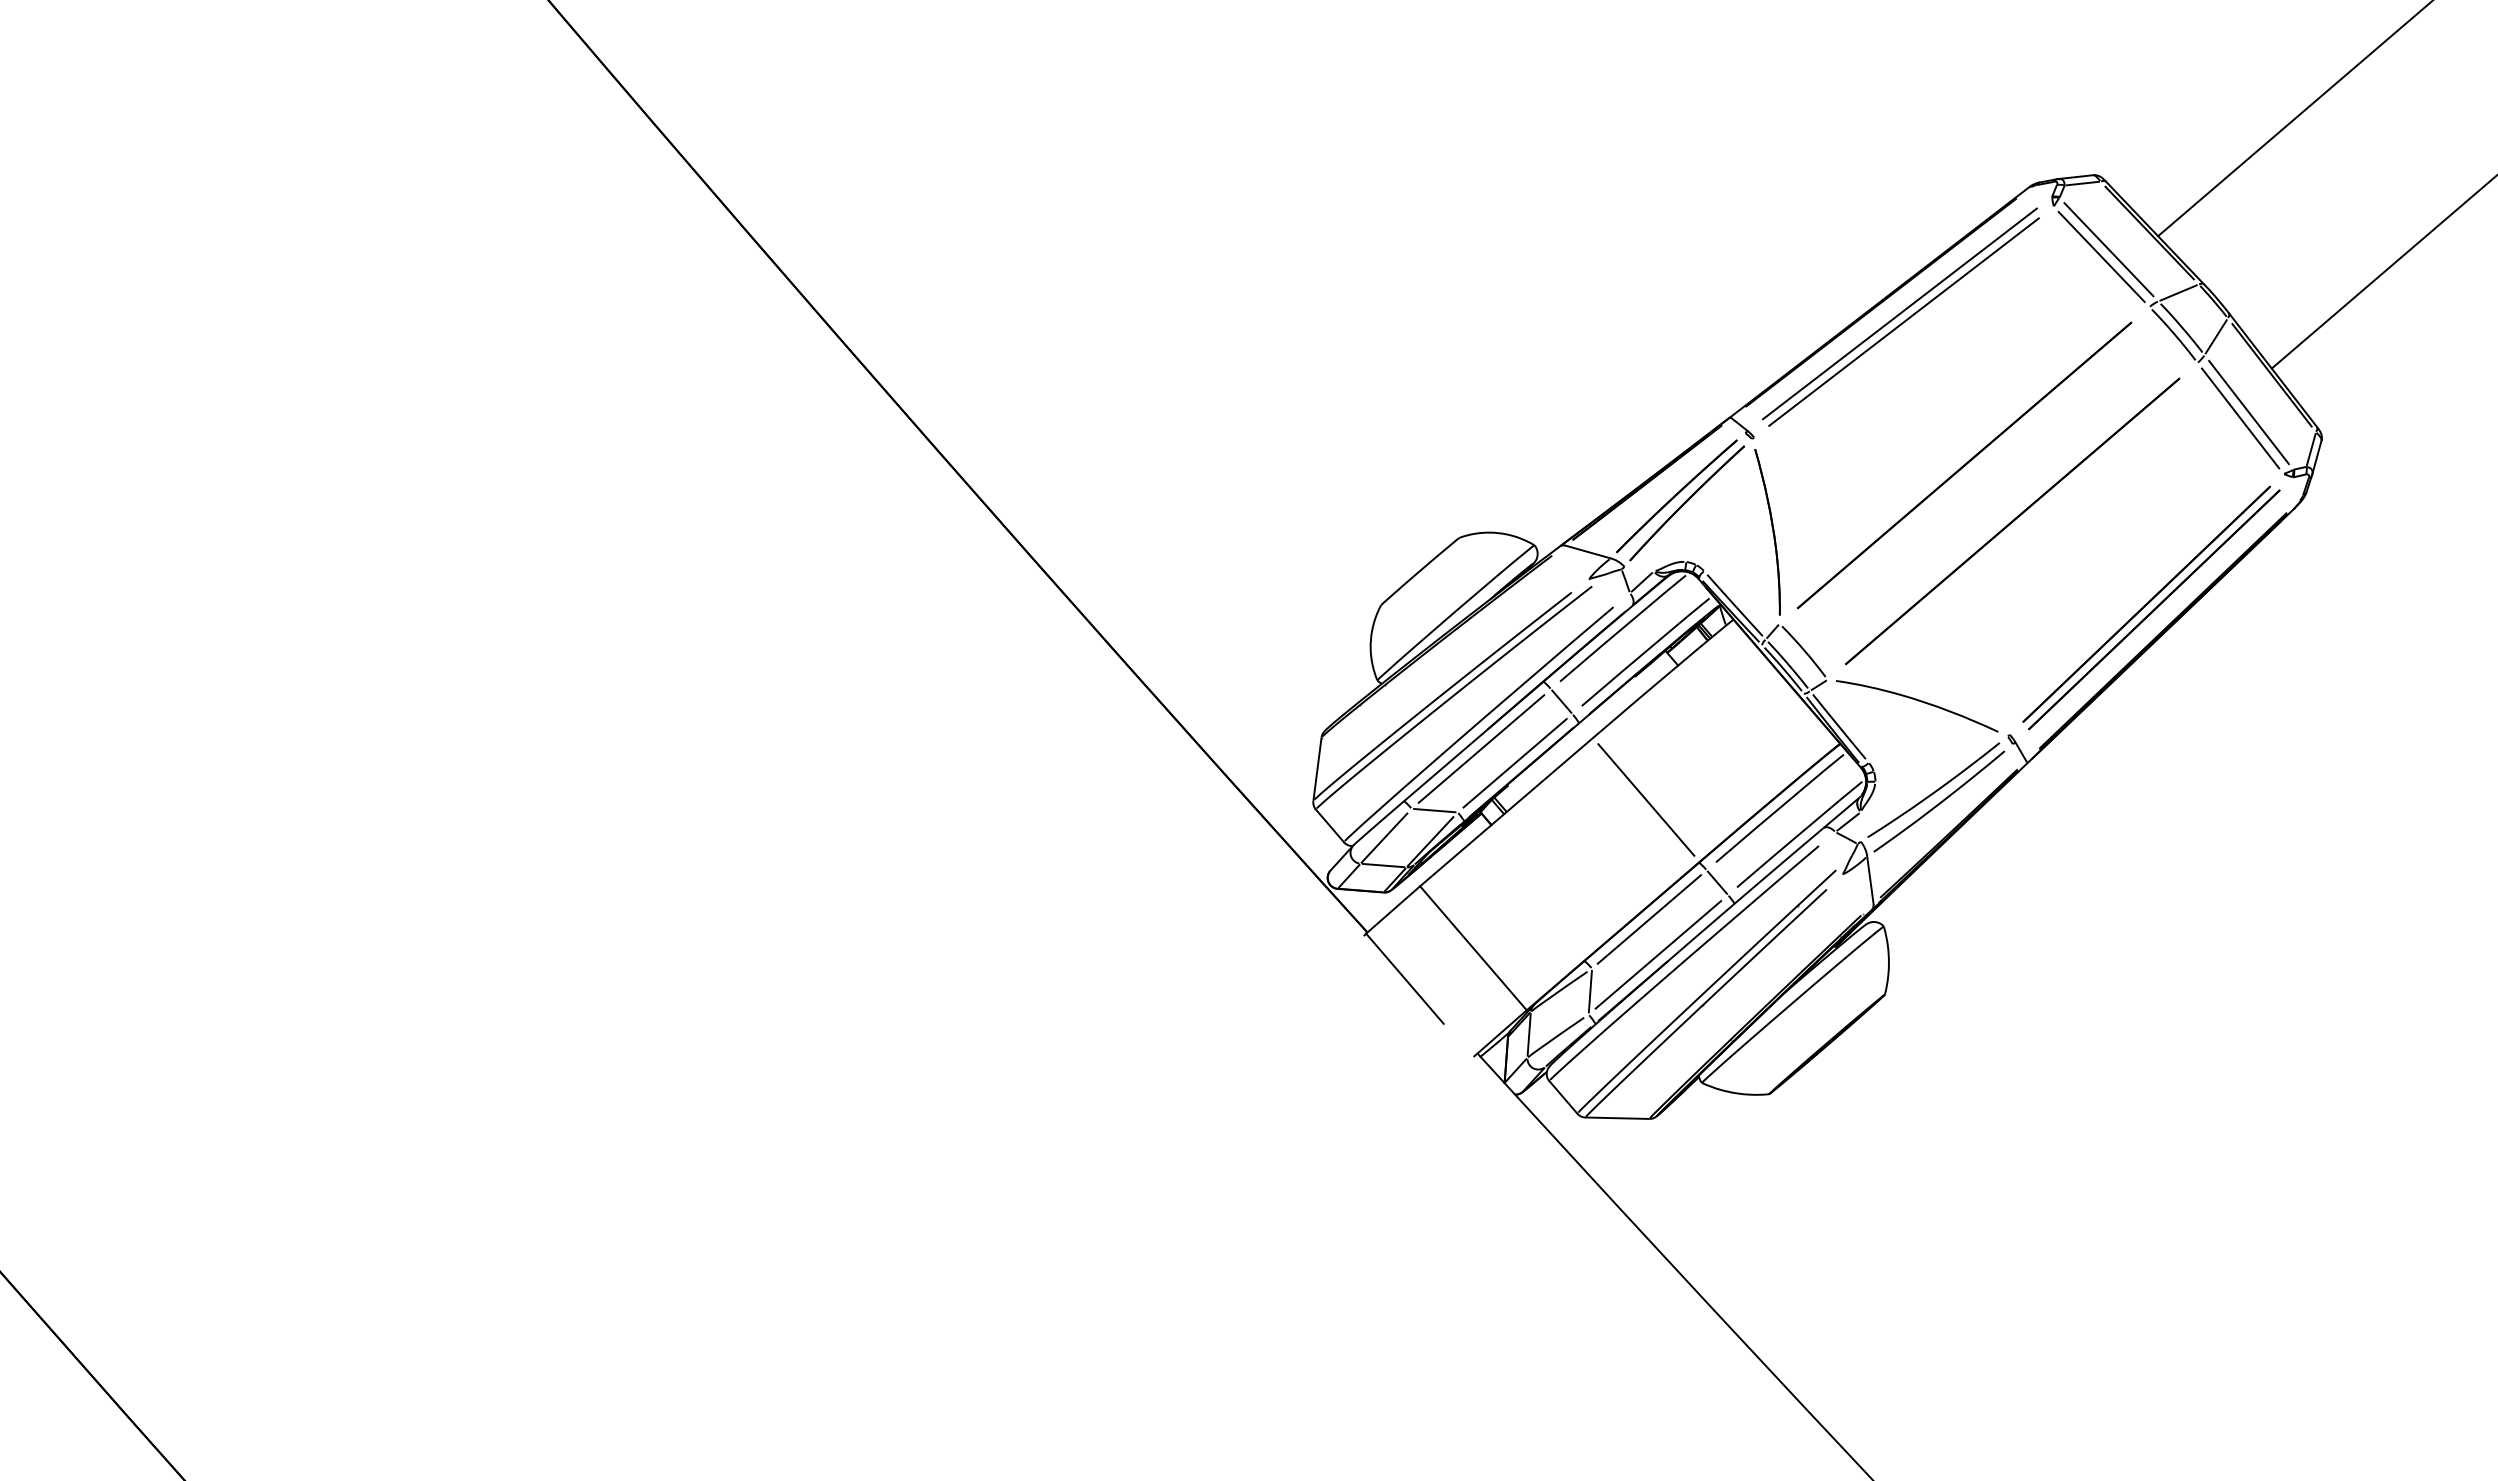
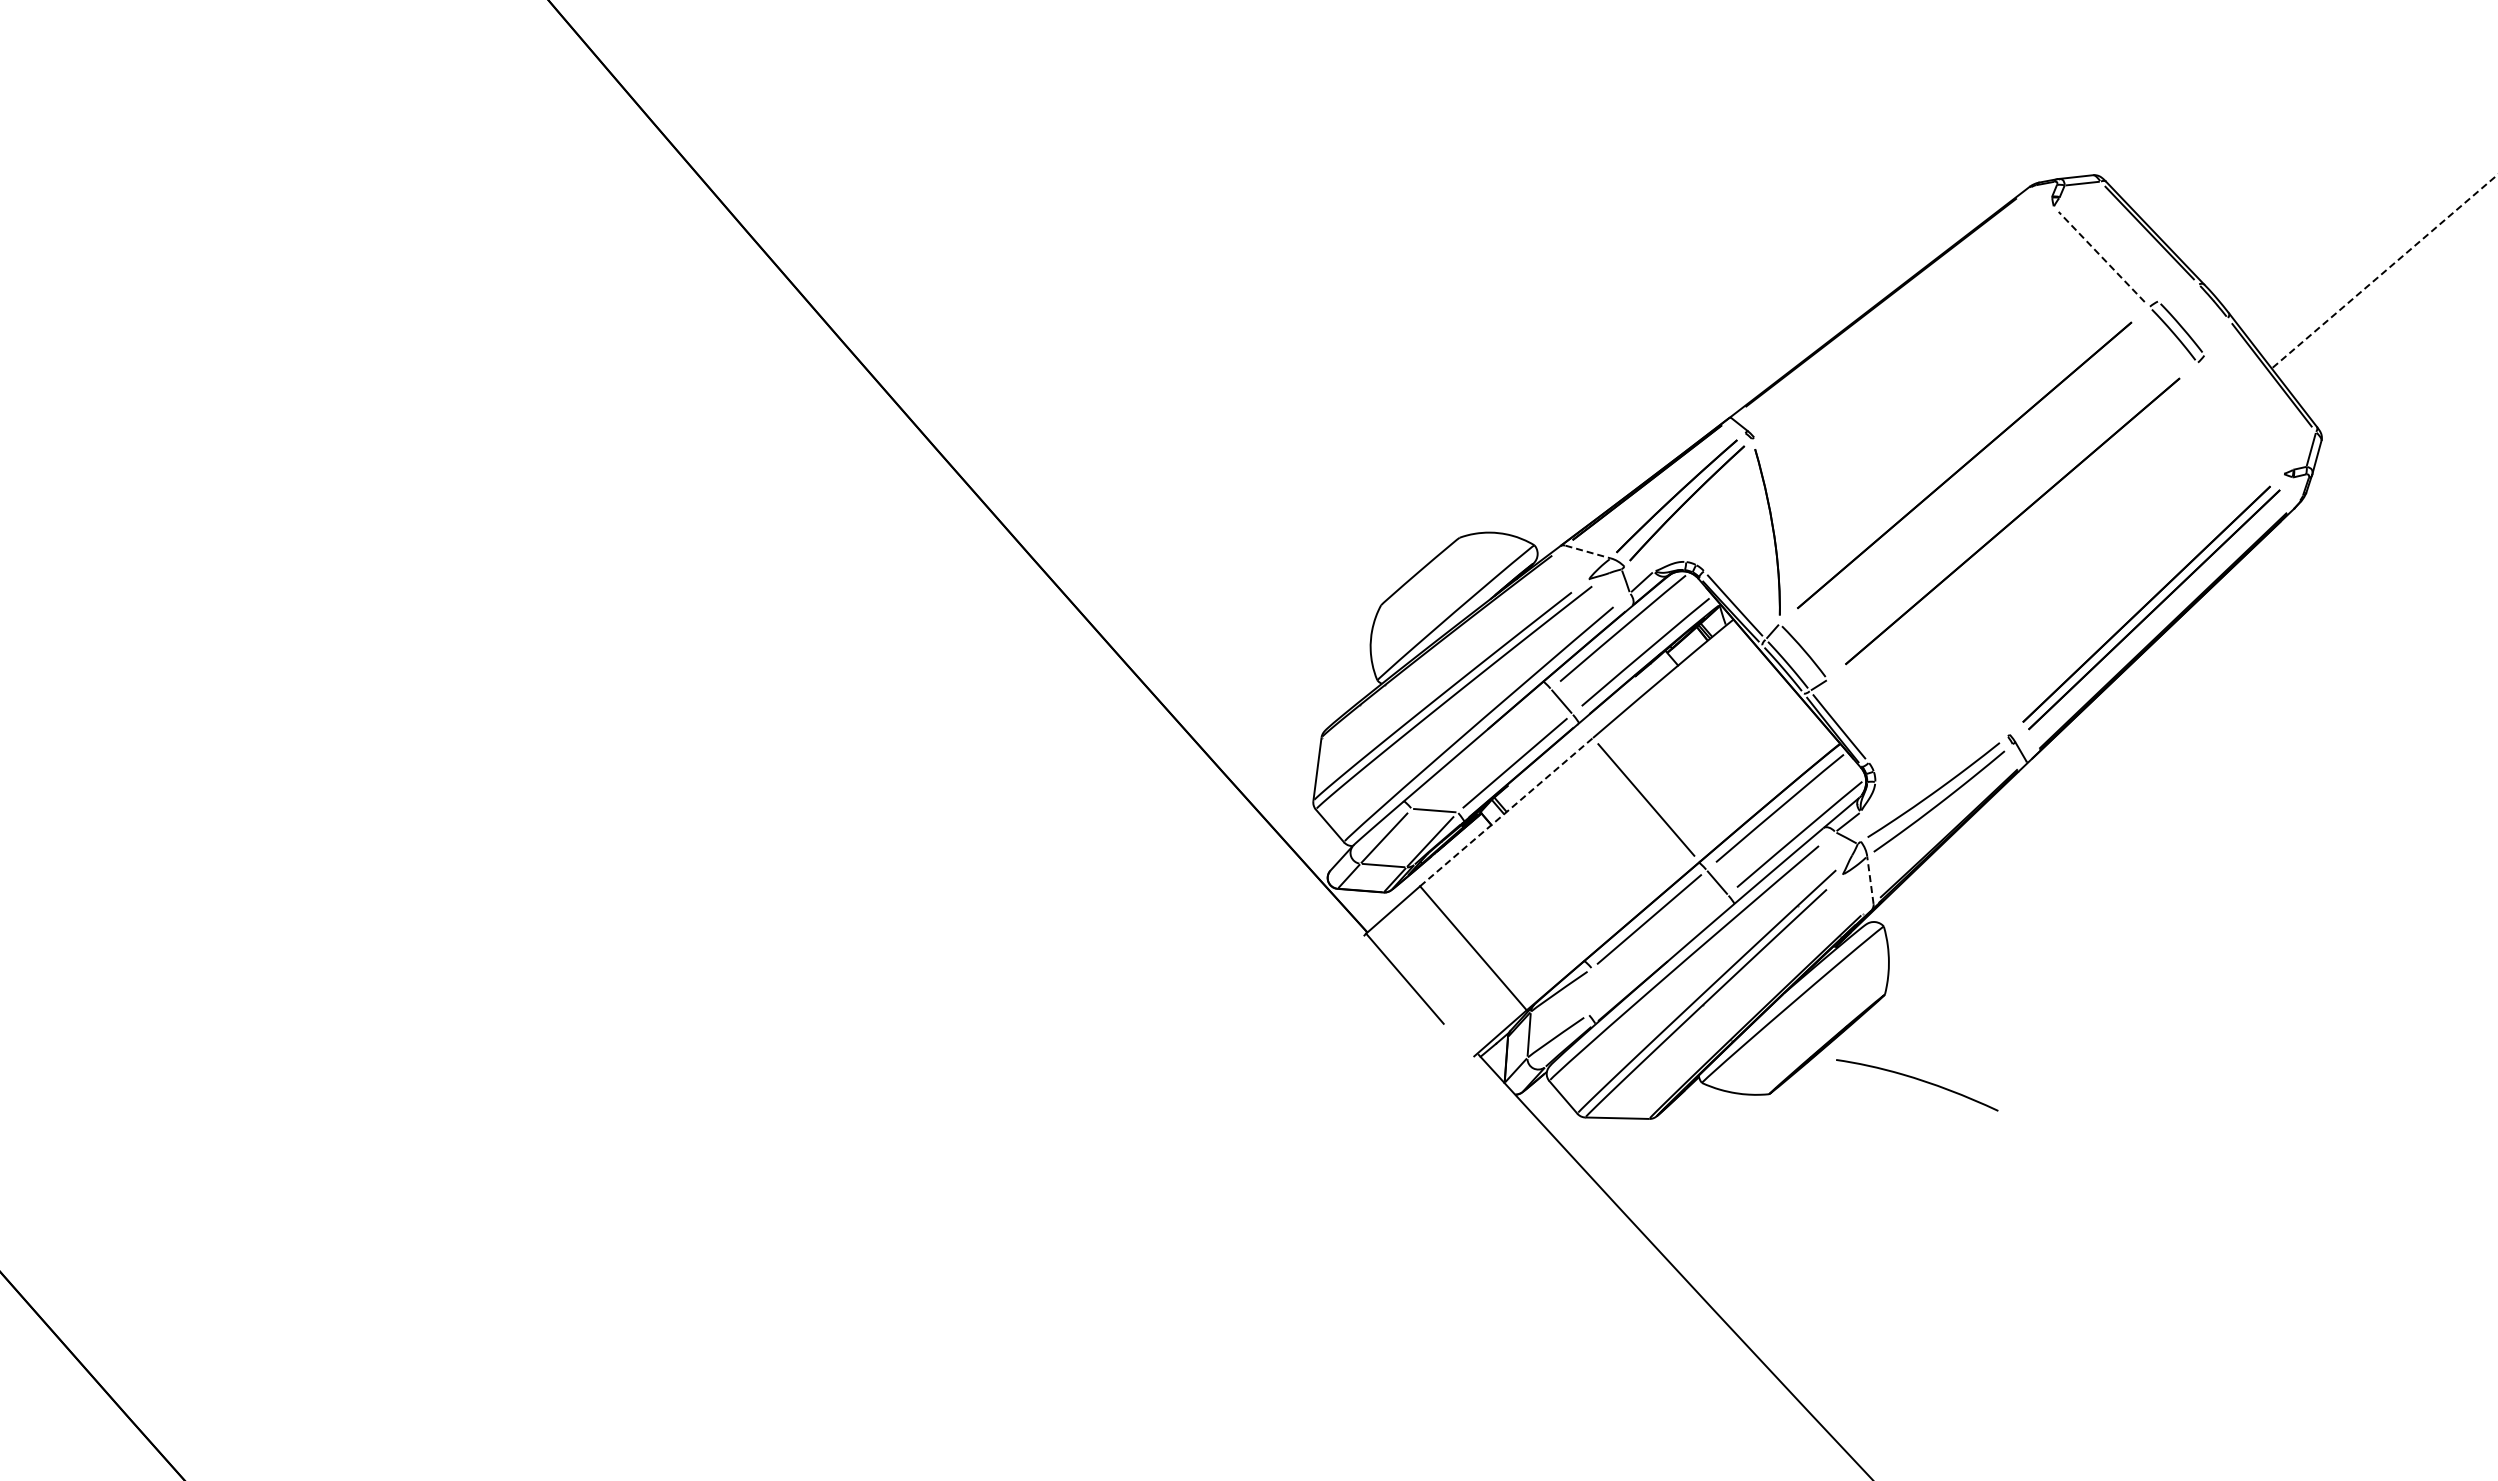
line: present -> none (2294, 119)
line: present -> none (2108, 249)
line: solid -> dashed (2101, 256)
line: solid -> dashed (2384, 271)
line: present -> none (2178, 292)
line: present -> none (1899, 313)
line: present -> none (1903, 321)
line: present -> none (2215, 336)
line: present -> none (2248, 412)
line: present -> none (2240, 418)
line: solid -> dashed (1588, 552)
curve position: (1918, 701) -> (1918, 1080) (1918, 1080)
line: present -> none (1481, 748)
line: solid -> dashed (1506, 812)
line: solid -> dashed (1870, 880)
line: present -> none (1658, 954)
line: present -> none (1589, 991)
